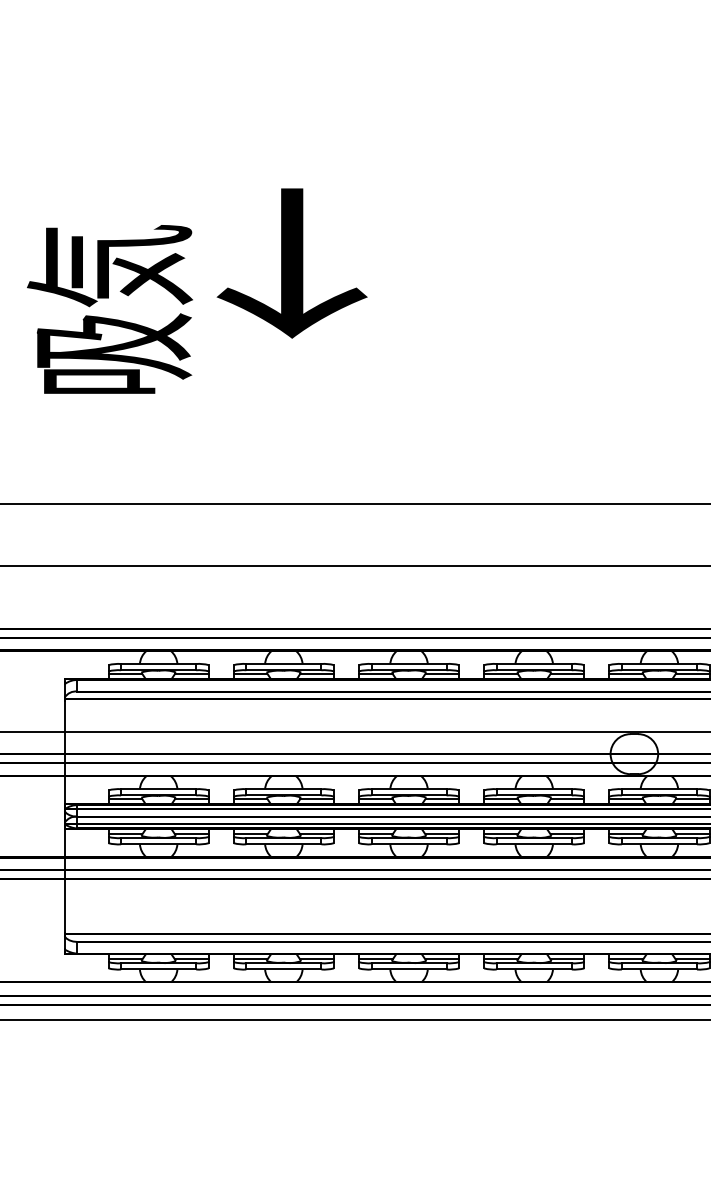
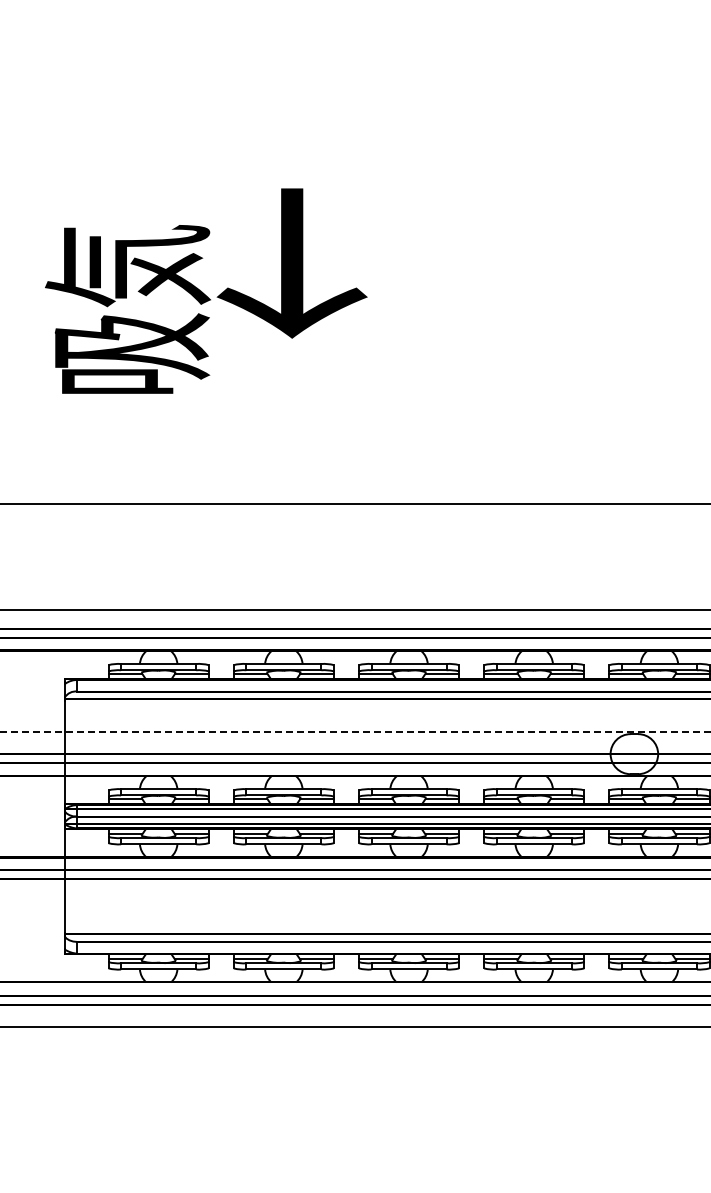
text position: (109, 309) -> (127, 309) (127, 309)
line position: (354, 566) -> (354, 610) (354, 610)
line: solid -> dashed (355, 731)
line position: (354, 1019) -> (354, 1026) (354, 1026)
